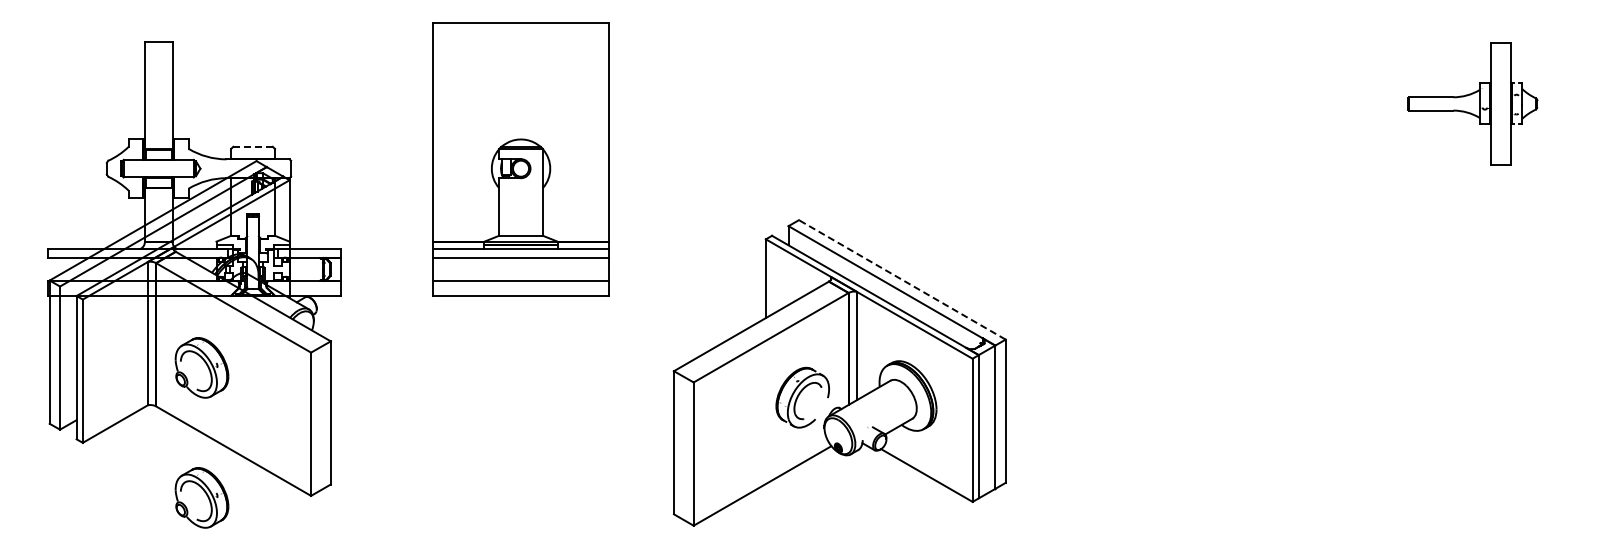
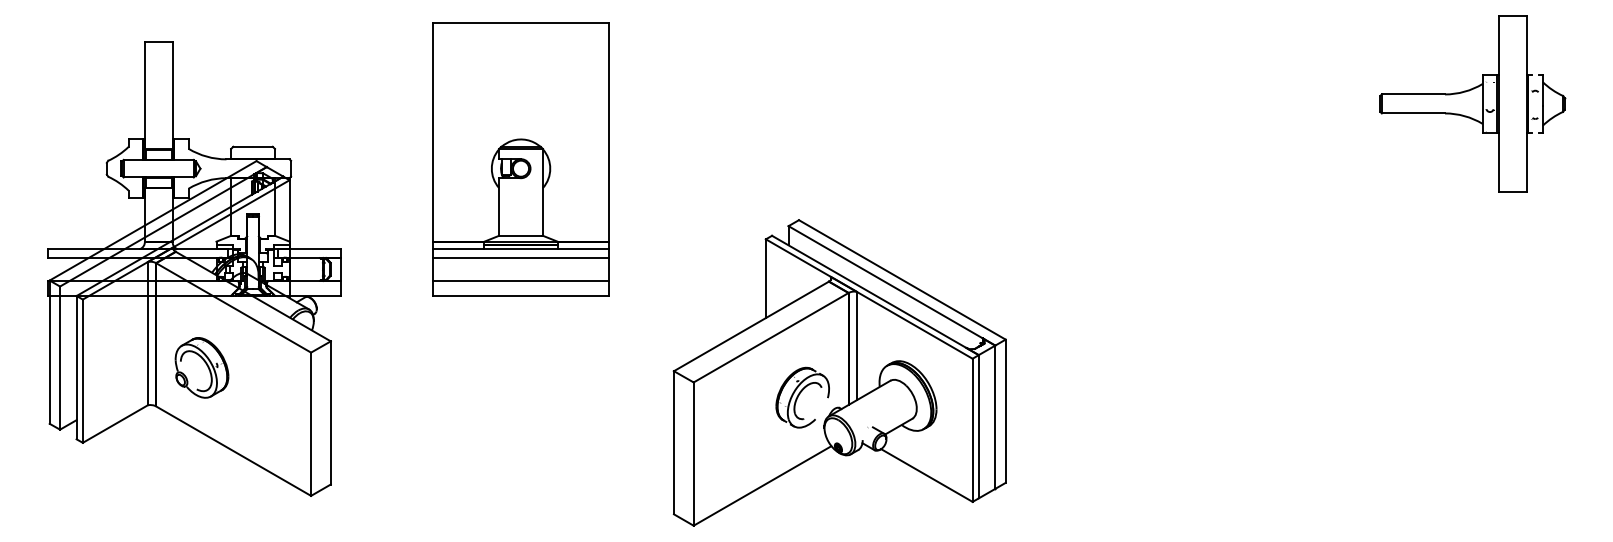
part size: 132x124 px -> 188x178 px (1472, 103)
line: dashed -> solid (253, 146)
line: dashed -> solid (901, 279)
part: present -> none (201, 497)
